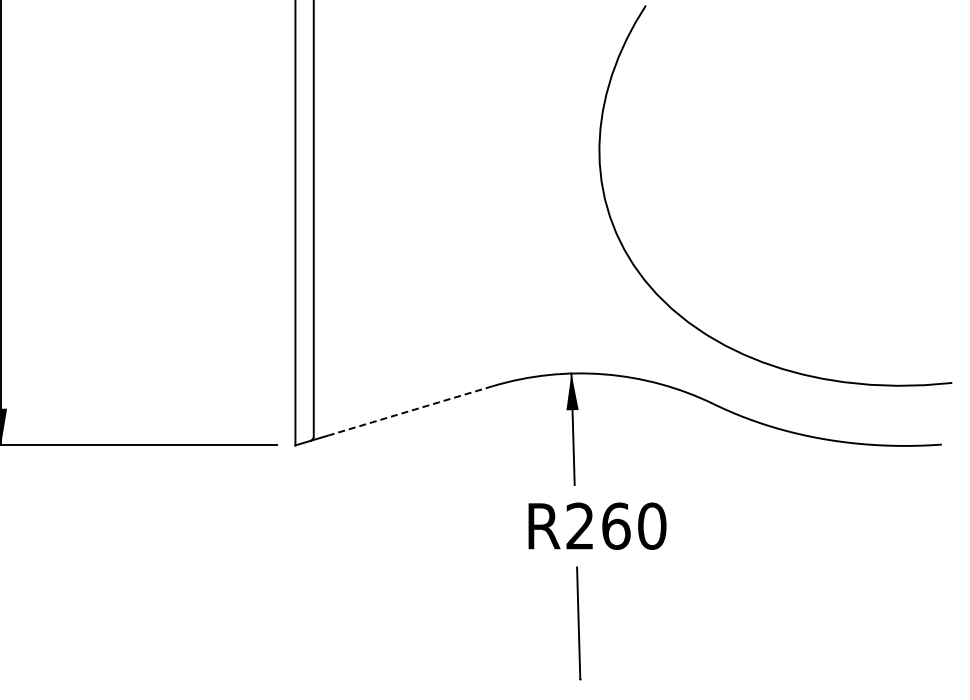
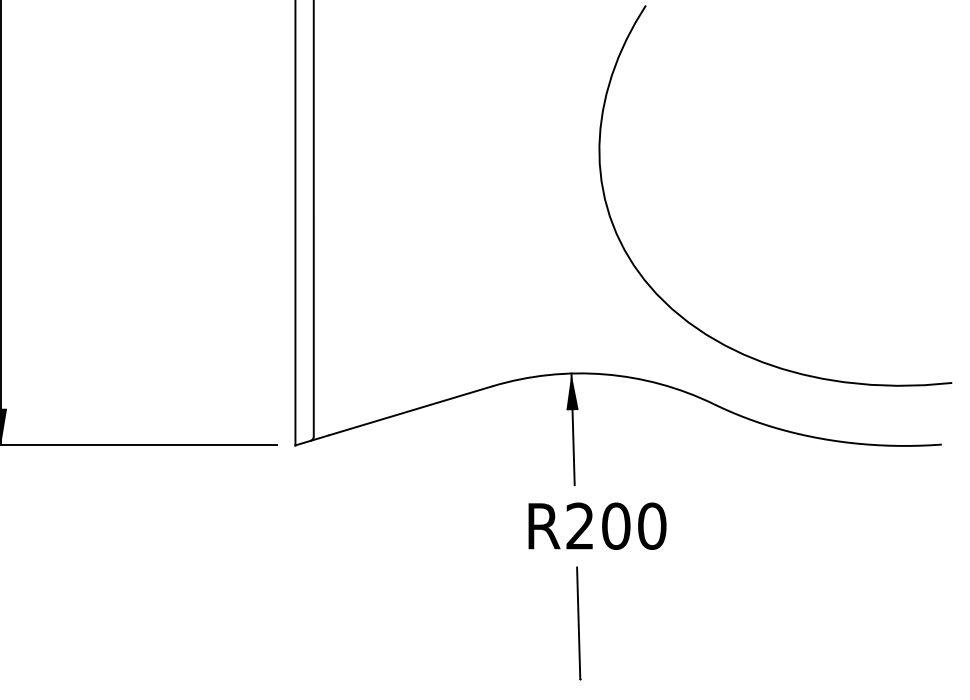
line: dashed -> solid (410, 410)
text: R260 -> R200 (616, 525)
